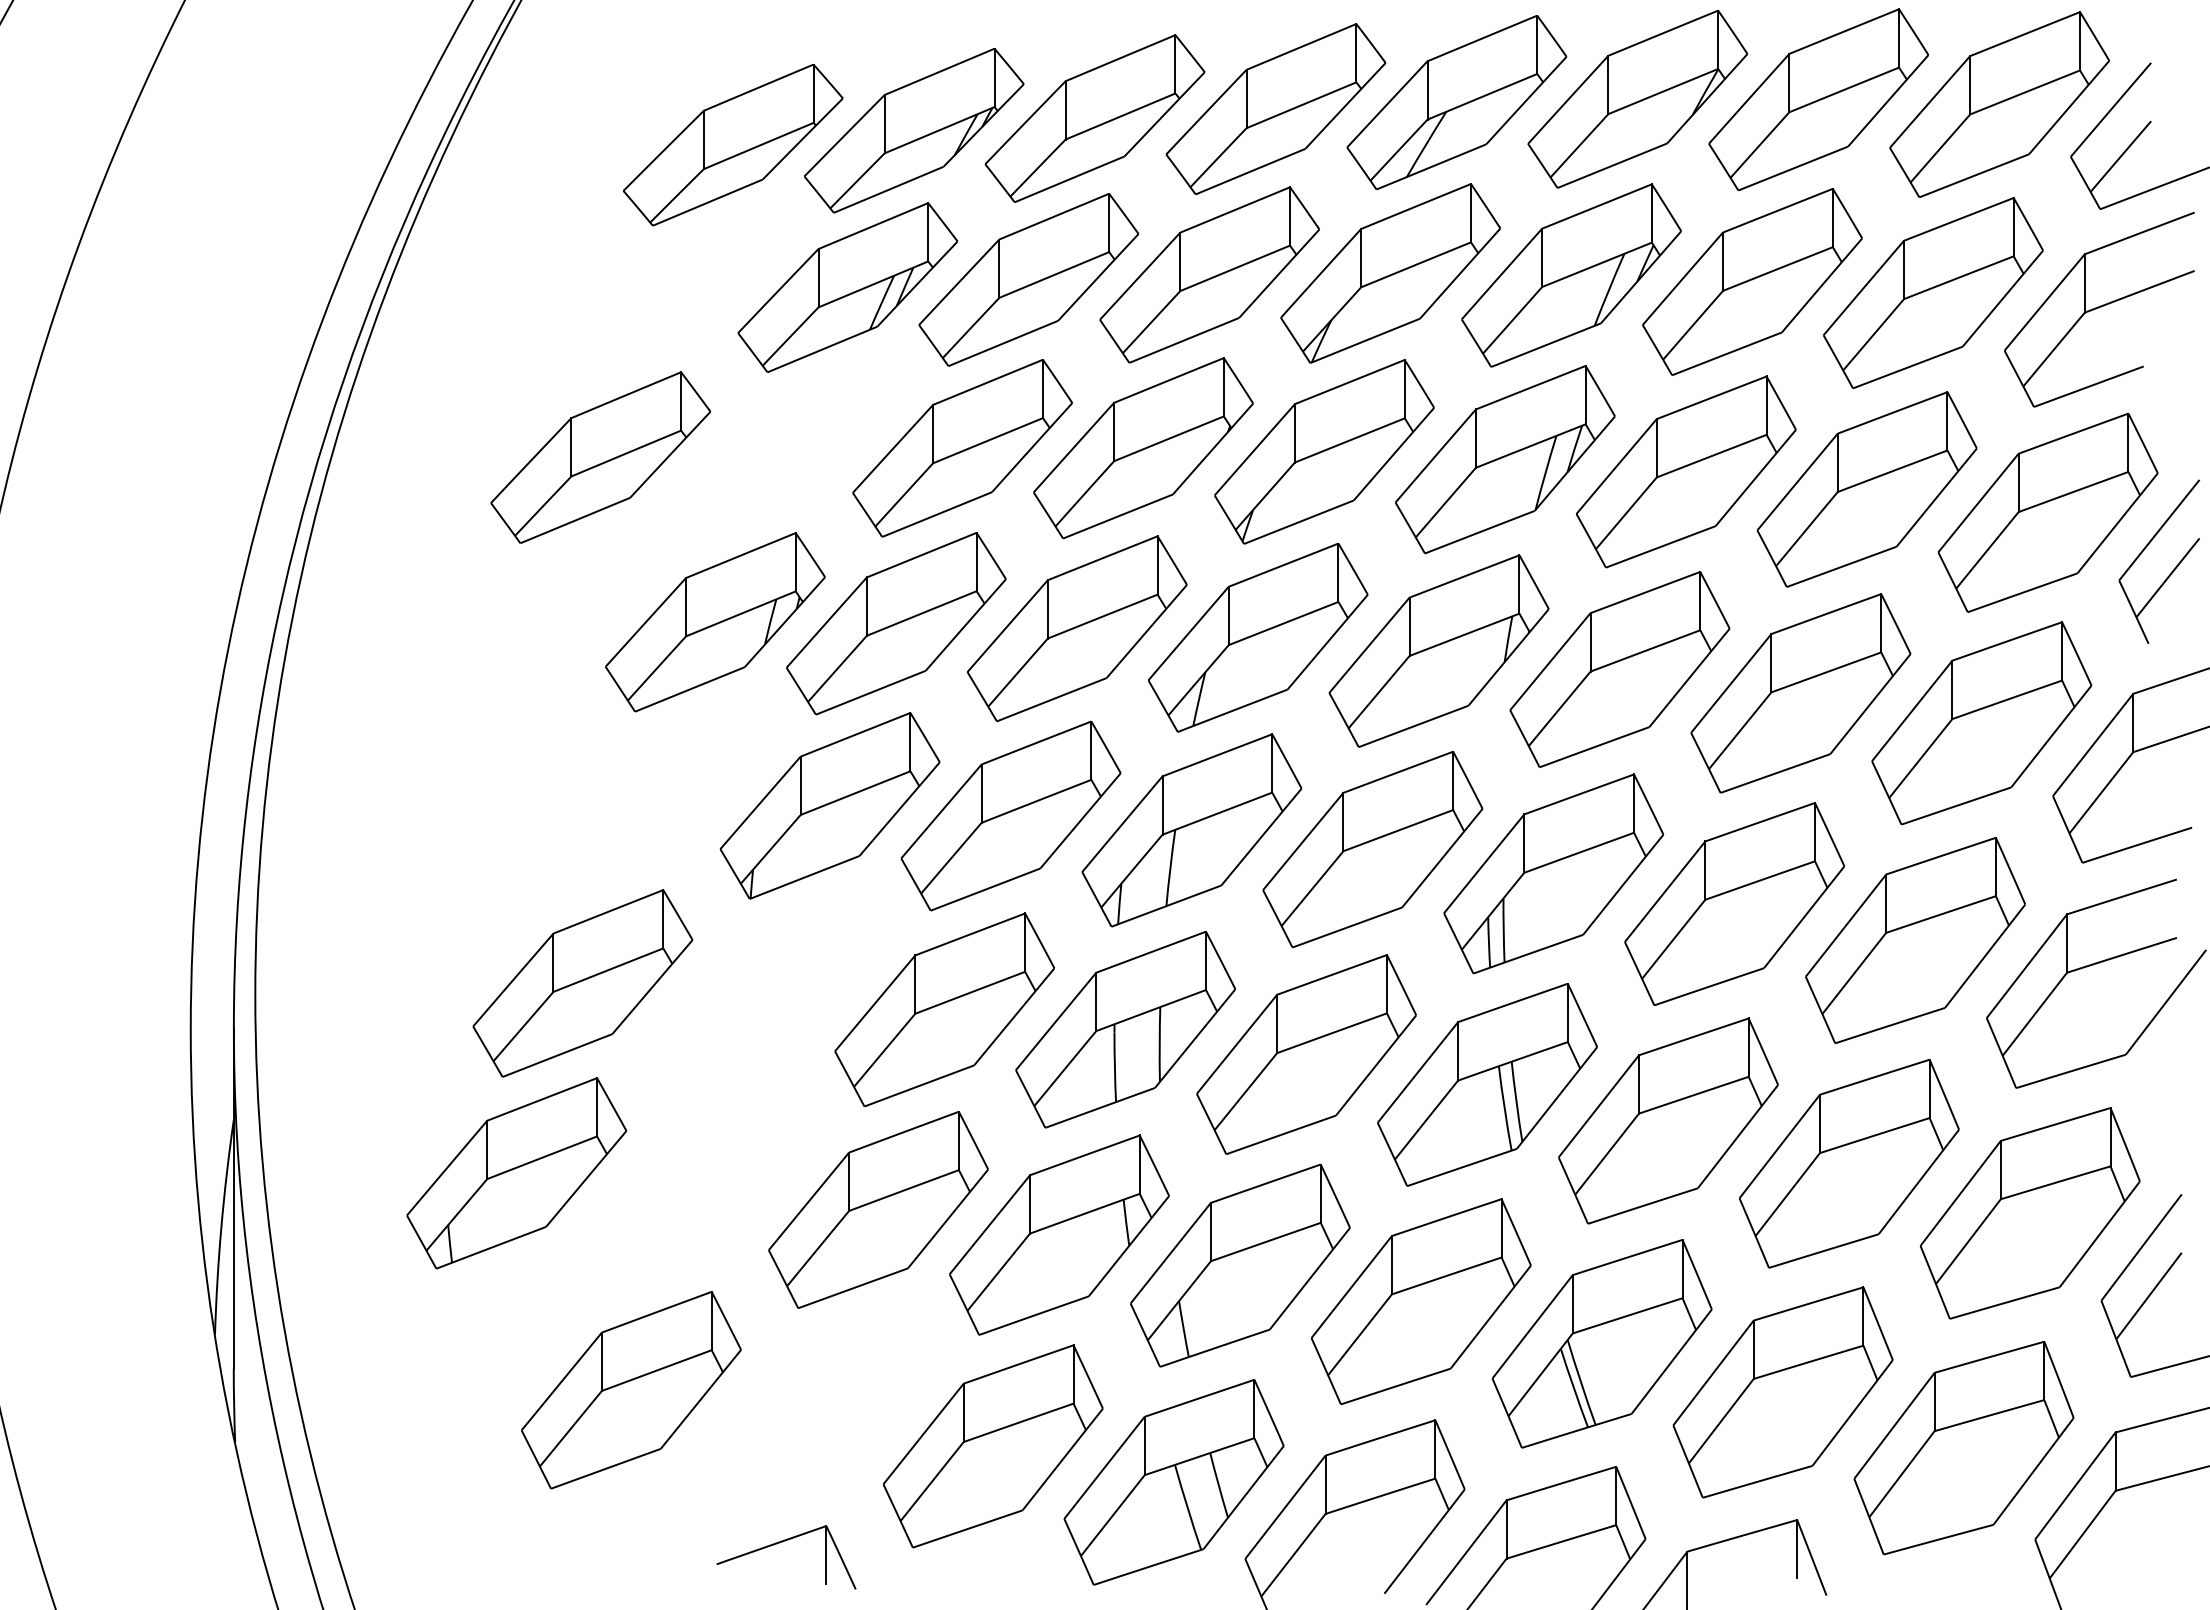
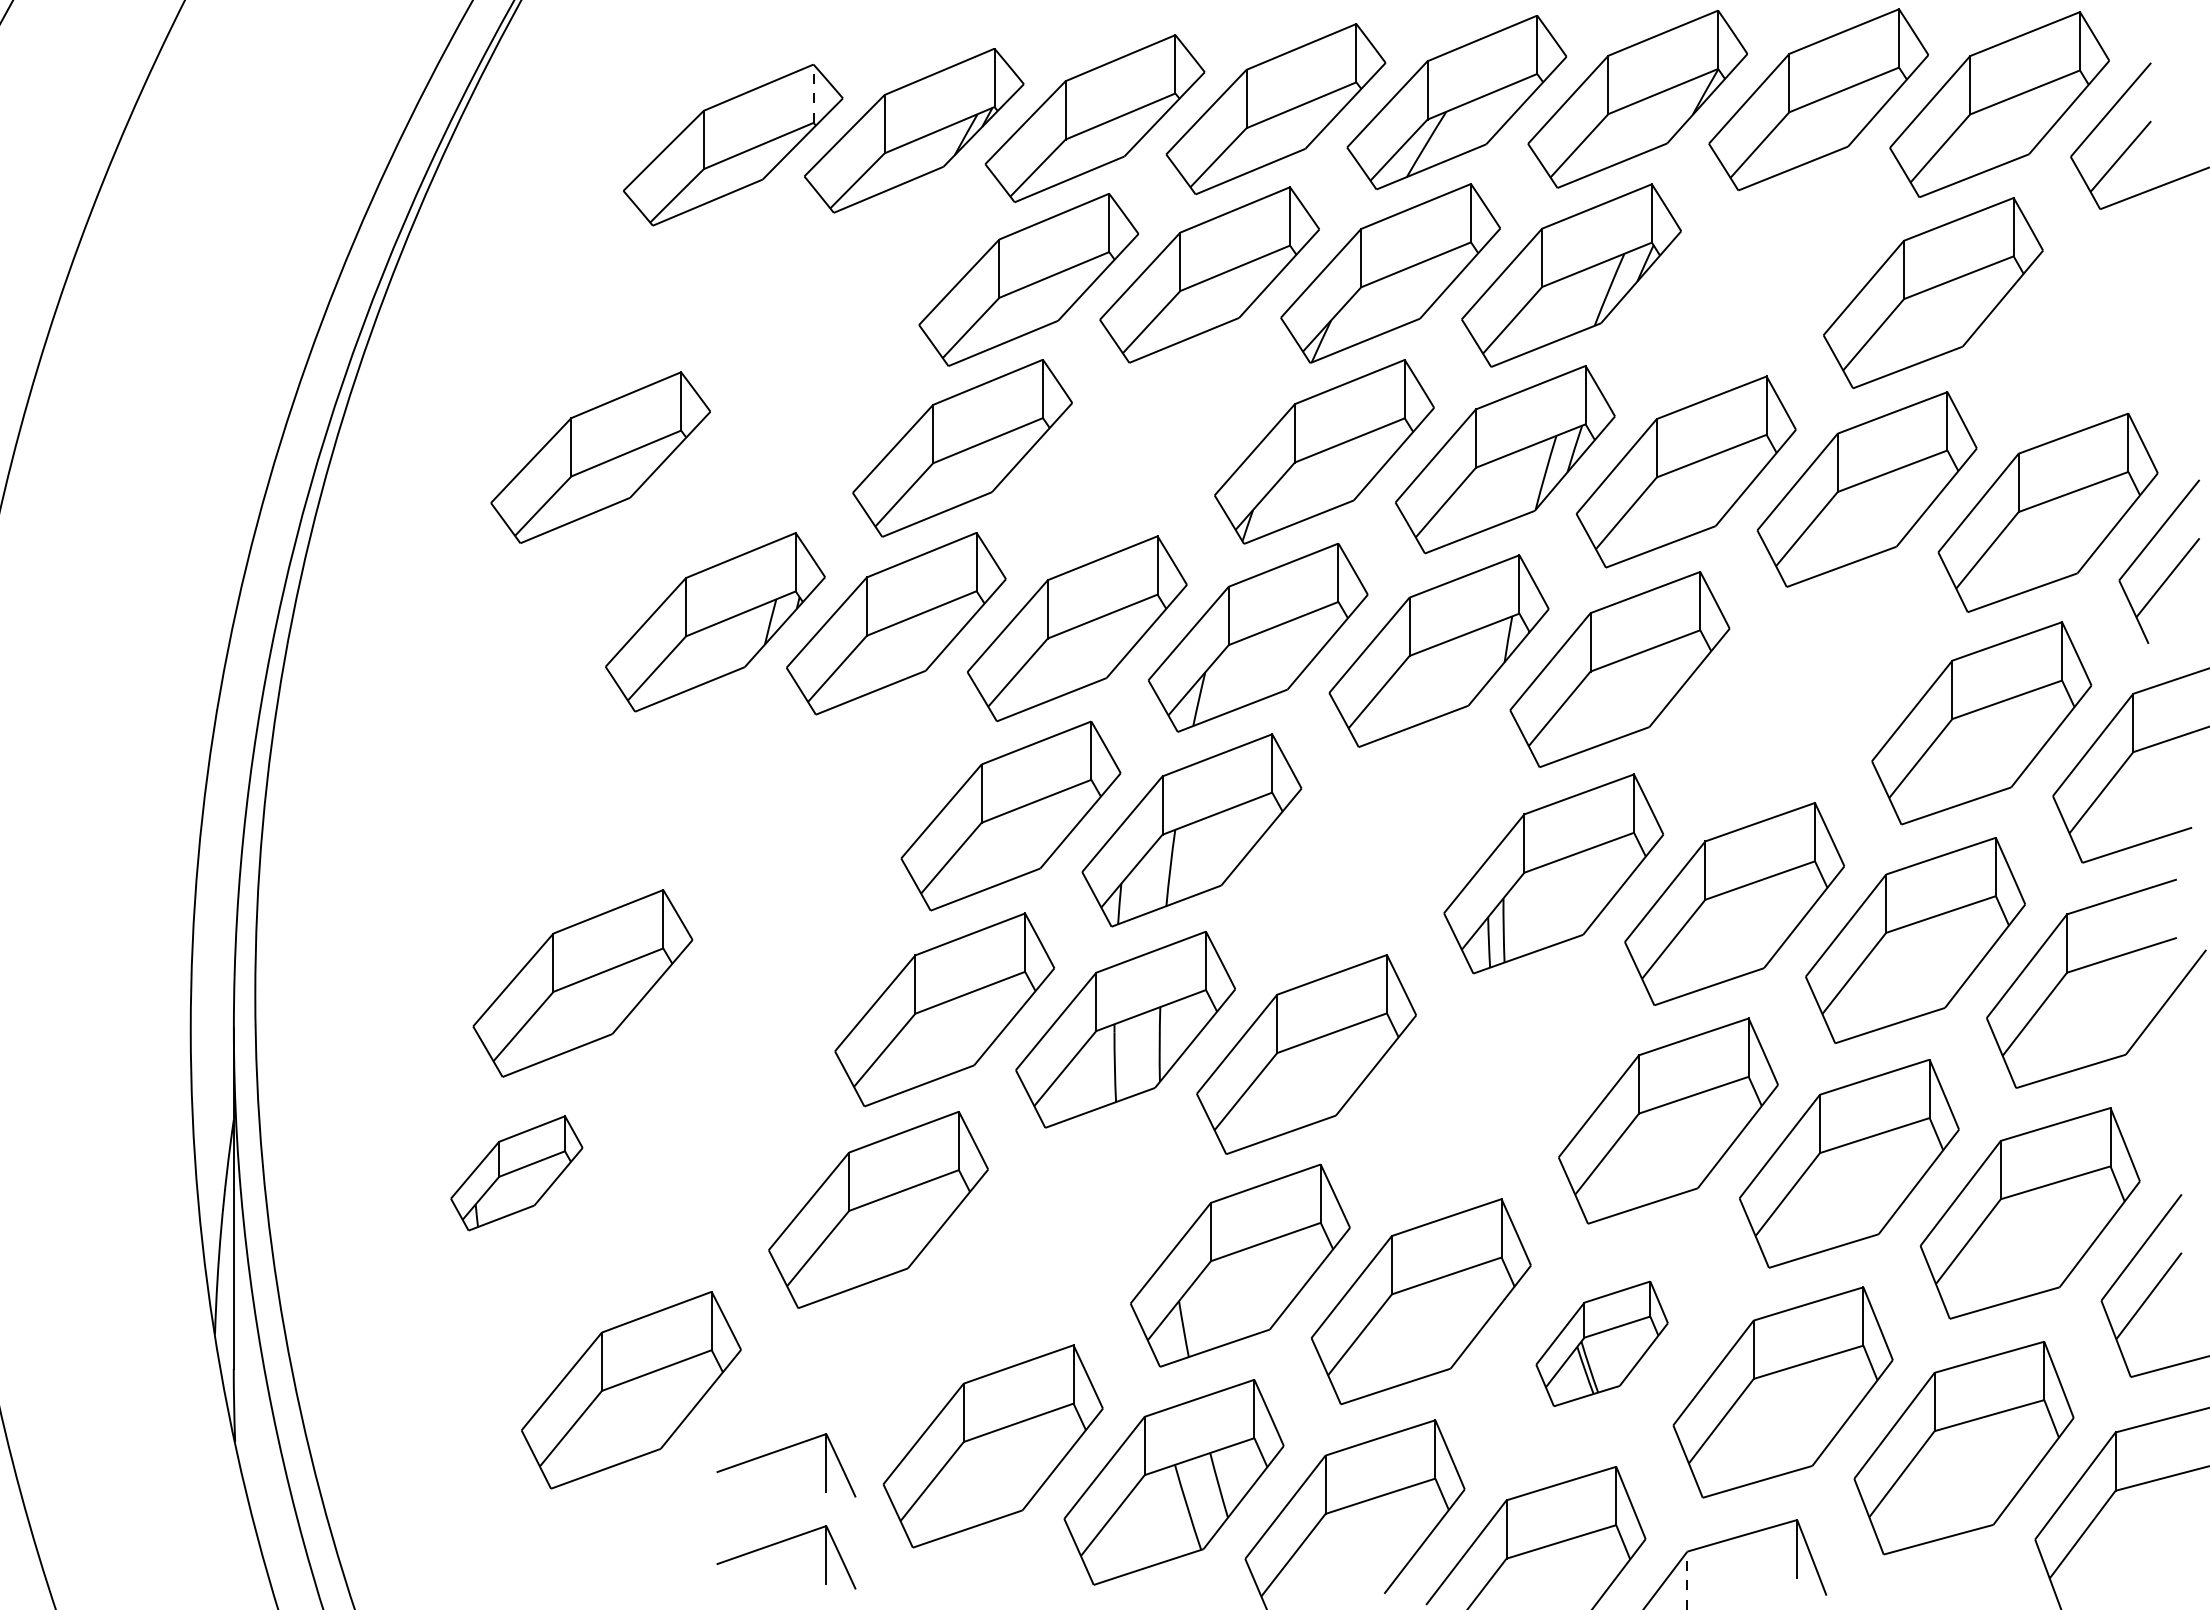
line: solid -> dashed (813, 93)
part: present -> none (1752, 281)
part: present -> none (847, 287)
part: present -> none (2099, 309)
part: present -> none (1143, 448)
part: present -> none (1800, 693)
part: present -> none (829, 805)
part: present -> none (1372, 849)
part: present -> none (1487, 1084)
part size: 222x193 px -> 134x117 px (516, 1173)
part: present -> none (1059, 1234)
part size: 222x210 px -> 134x128 px (1601, 1343)
part: none -> present (782, 1450)
line: solid -> dashed (1687, 1580)
